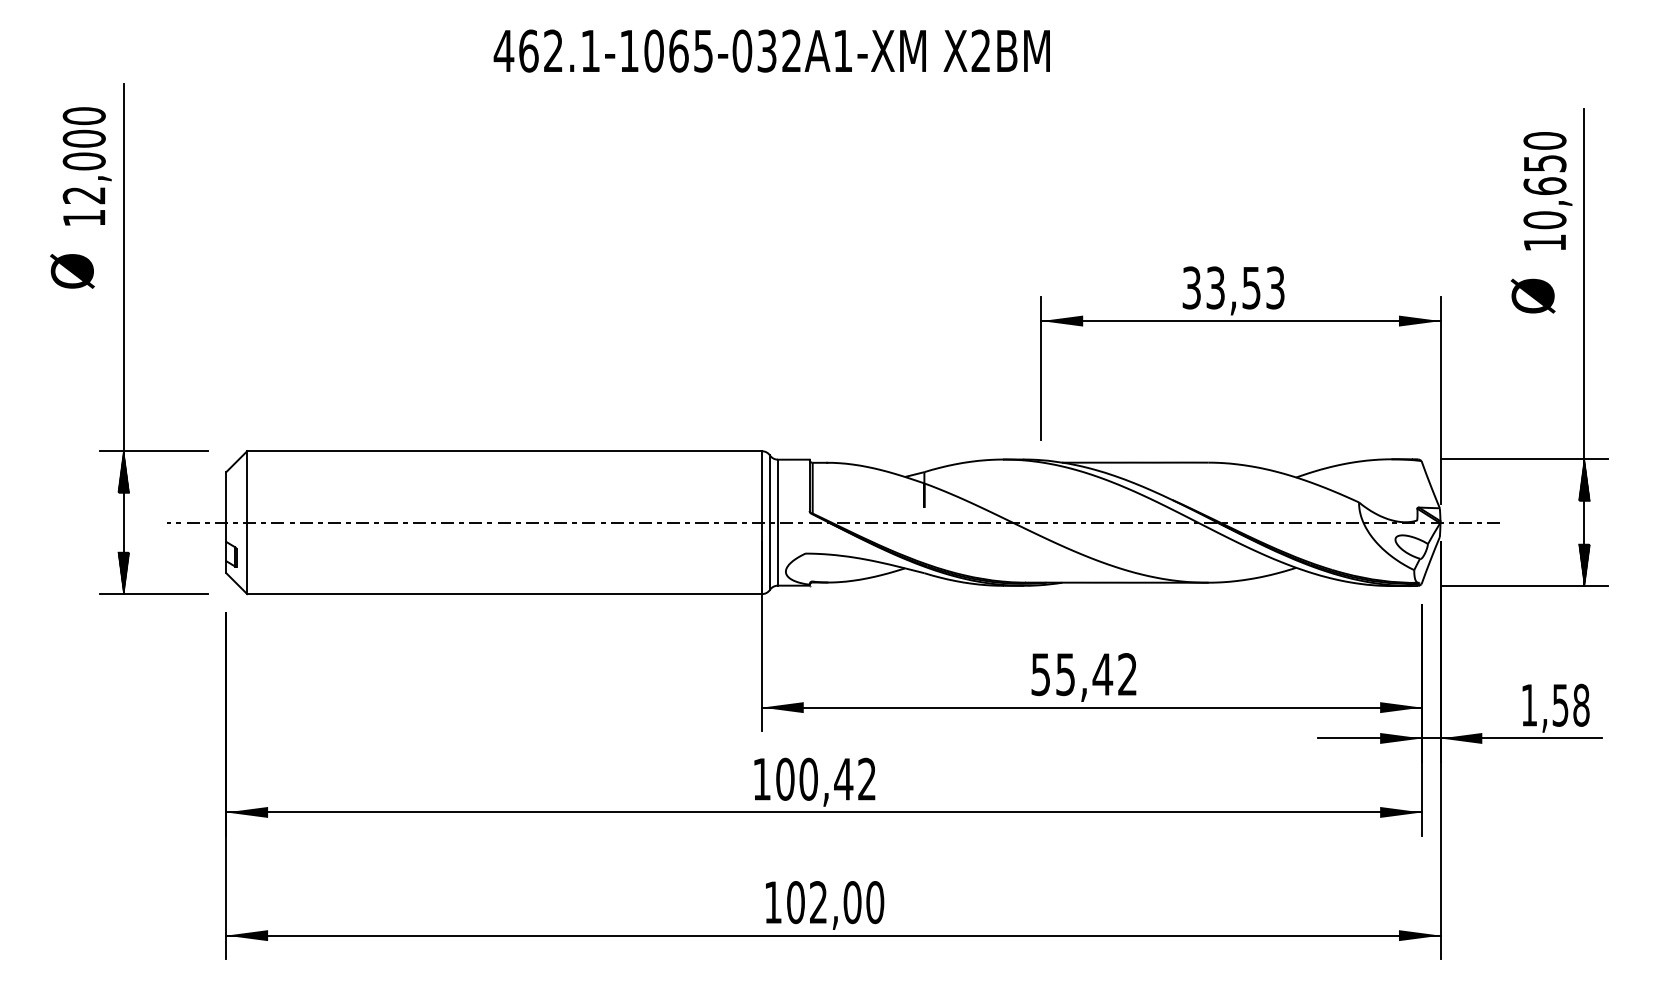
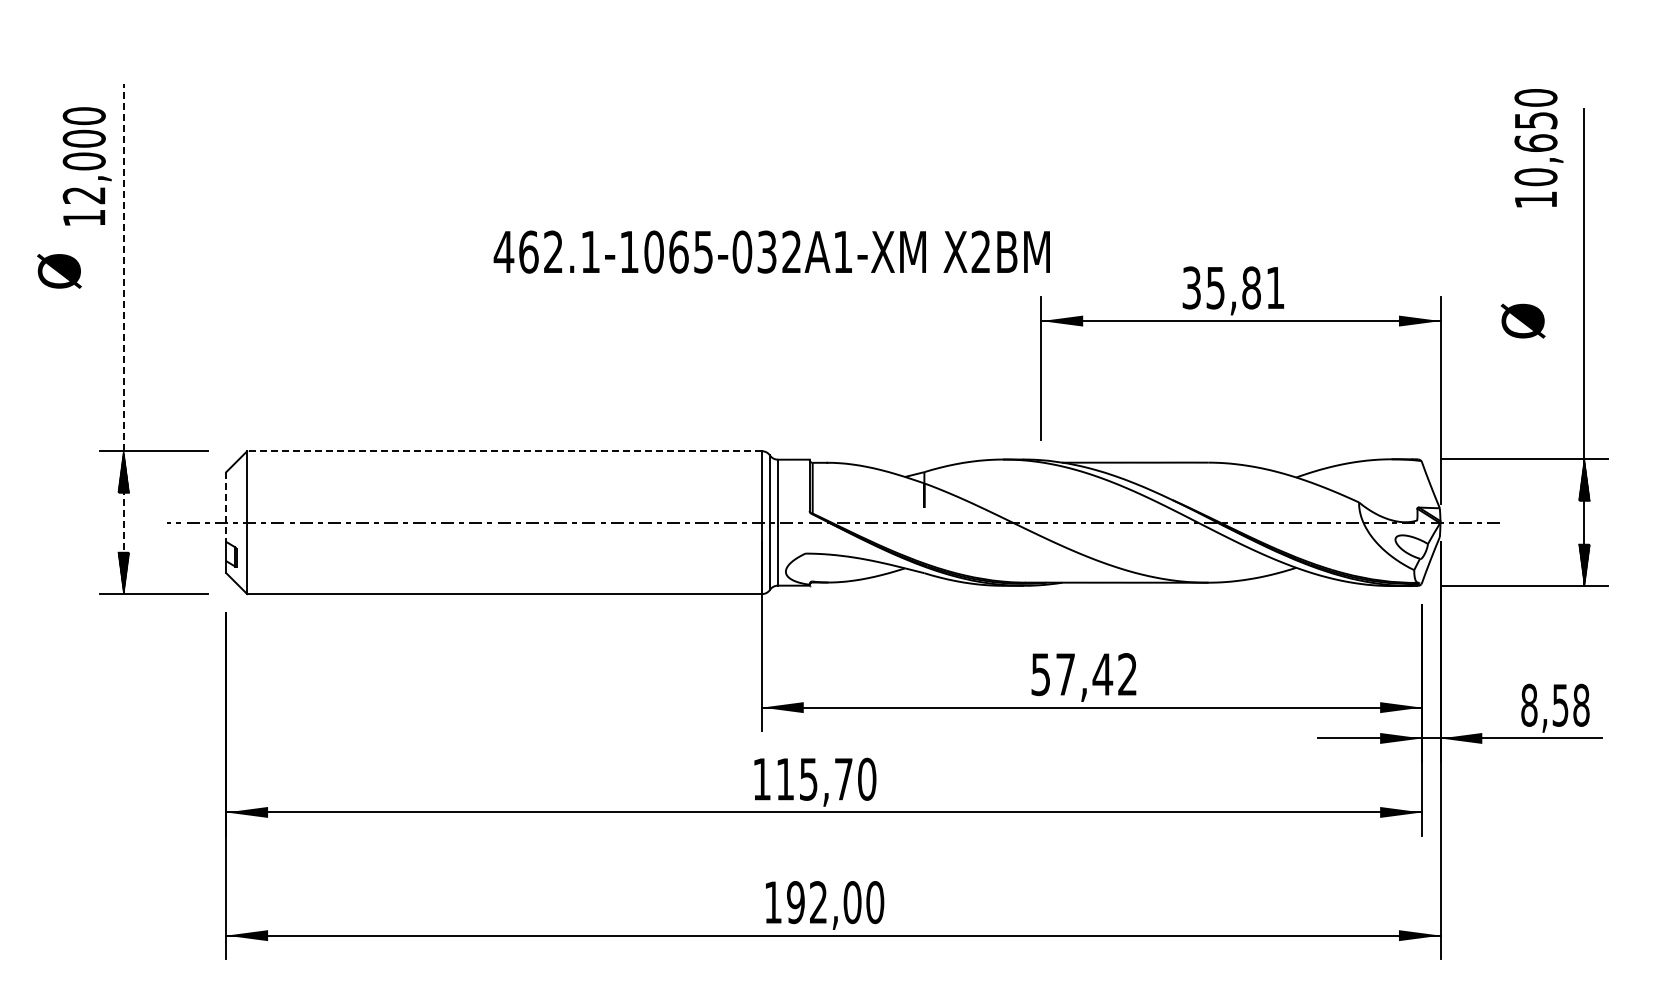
text position: (771, 50) -> (771, 251) (771, 251)
text position: (1547, 191) -> (1538, 148) (1538, 148)
text position: (72, 271) -> (59, 271) (59, 271)
text: 33,53 -> 35,81 (1245, 287)
text position: (1532, 295) -> (1522, 320) (1522, 320)
line: solid -> dashed (123, 338)
line: solid -> dashed (504, 451)
line: solid -> dashed (226, 507)
text: 55,42 -> 57,42 (1065, 674)
text: 1,58 -> 8,58 (1529, 704)
text: 100,42 -> 115,70 (826, 778)
text: 102,00 -> 192,00 (795, 902)
